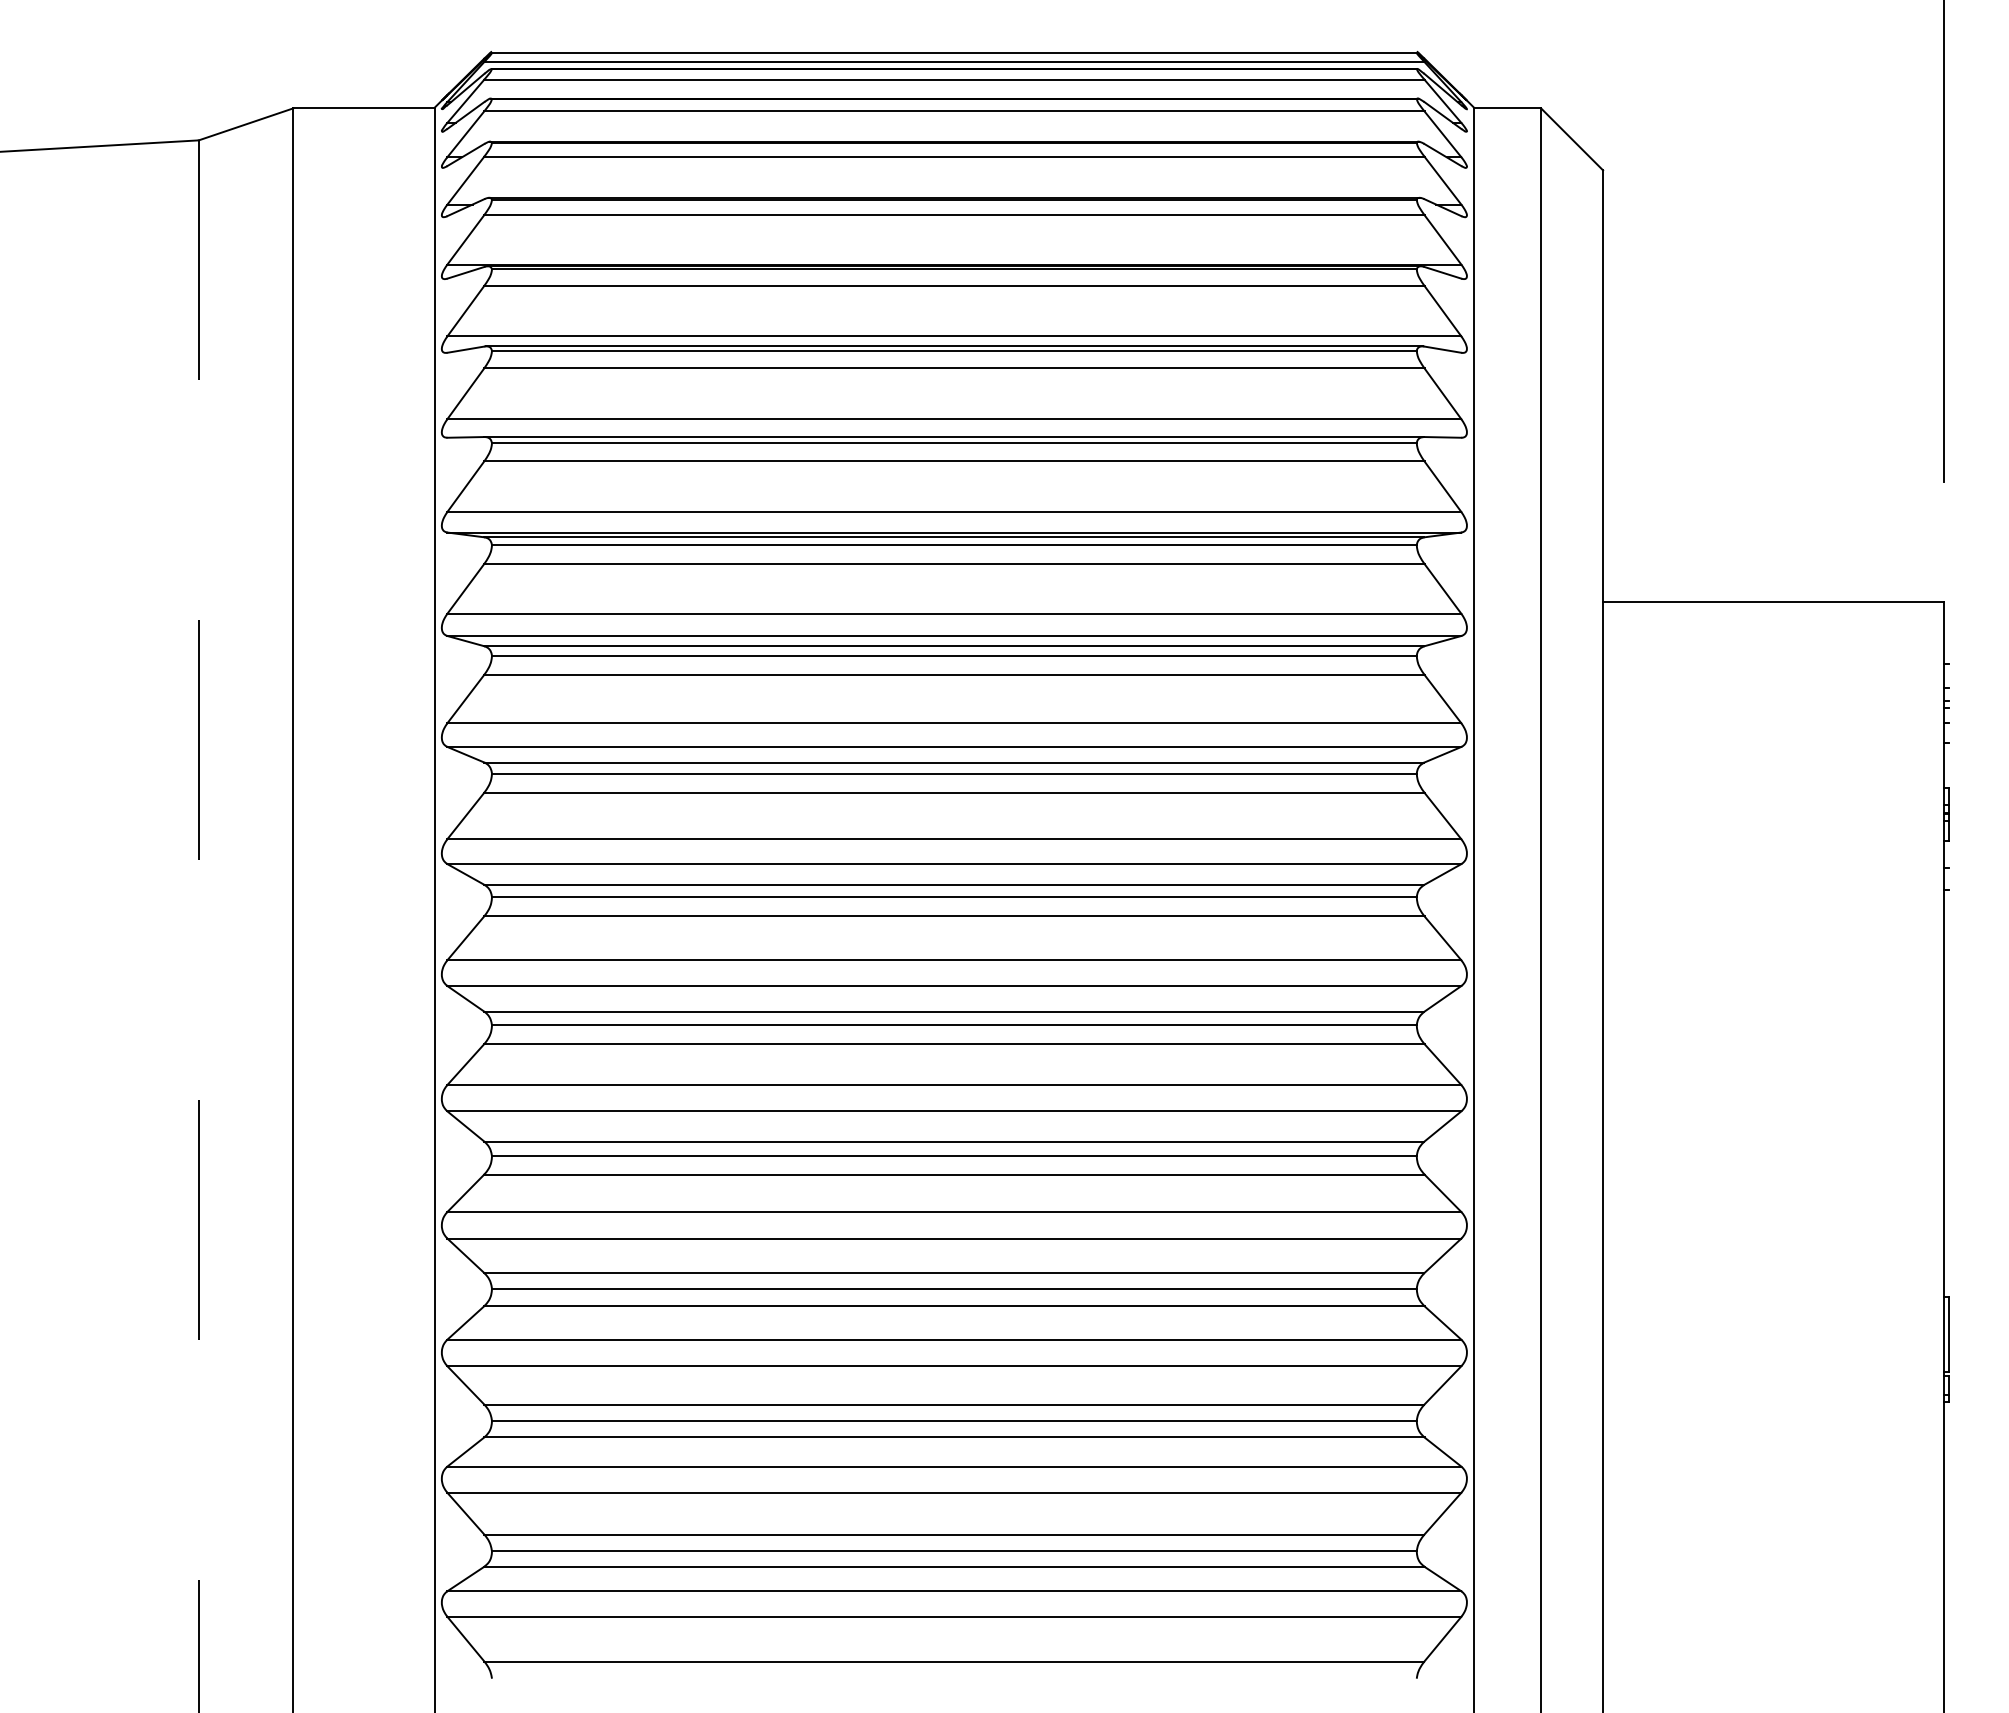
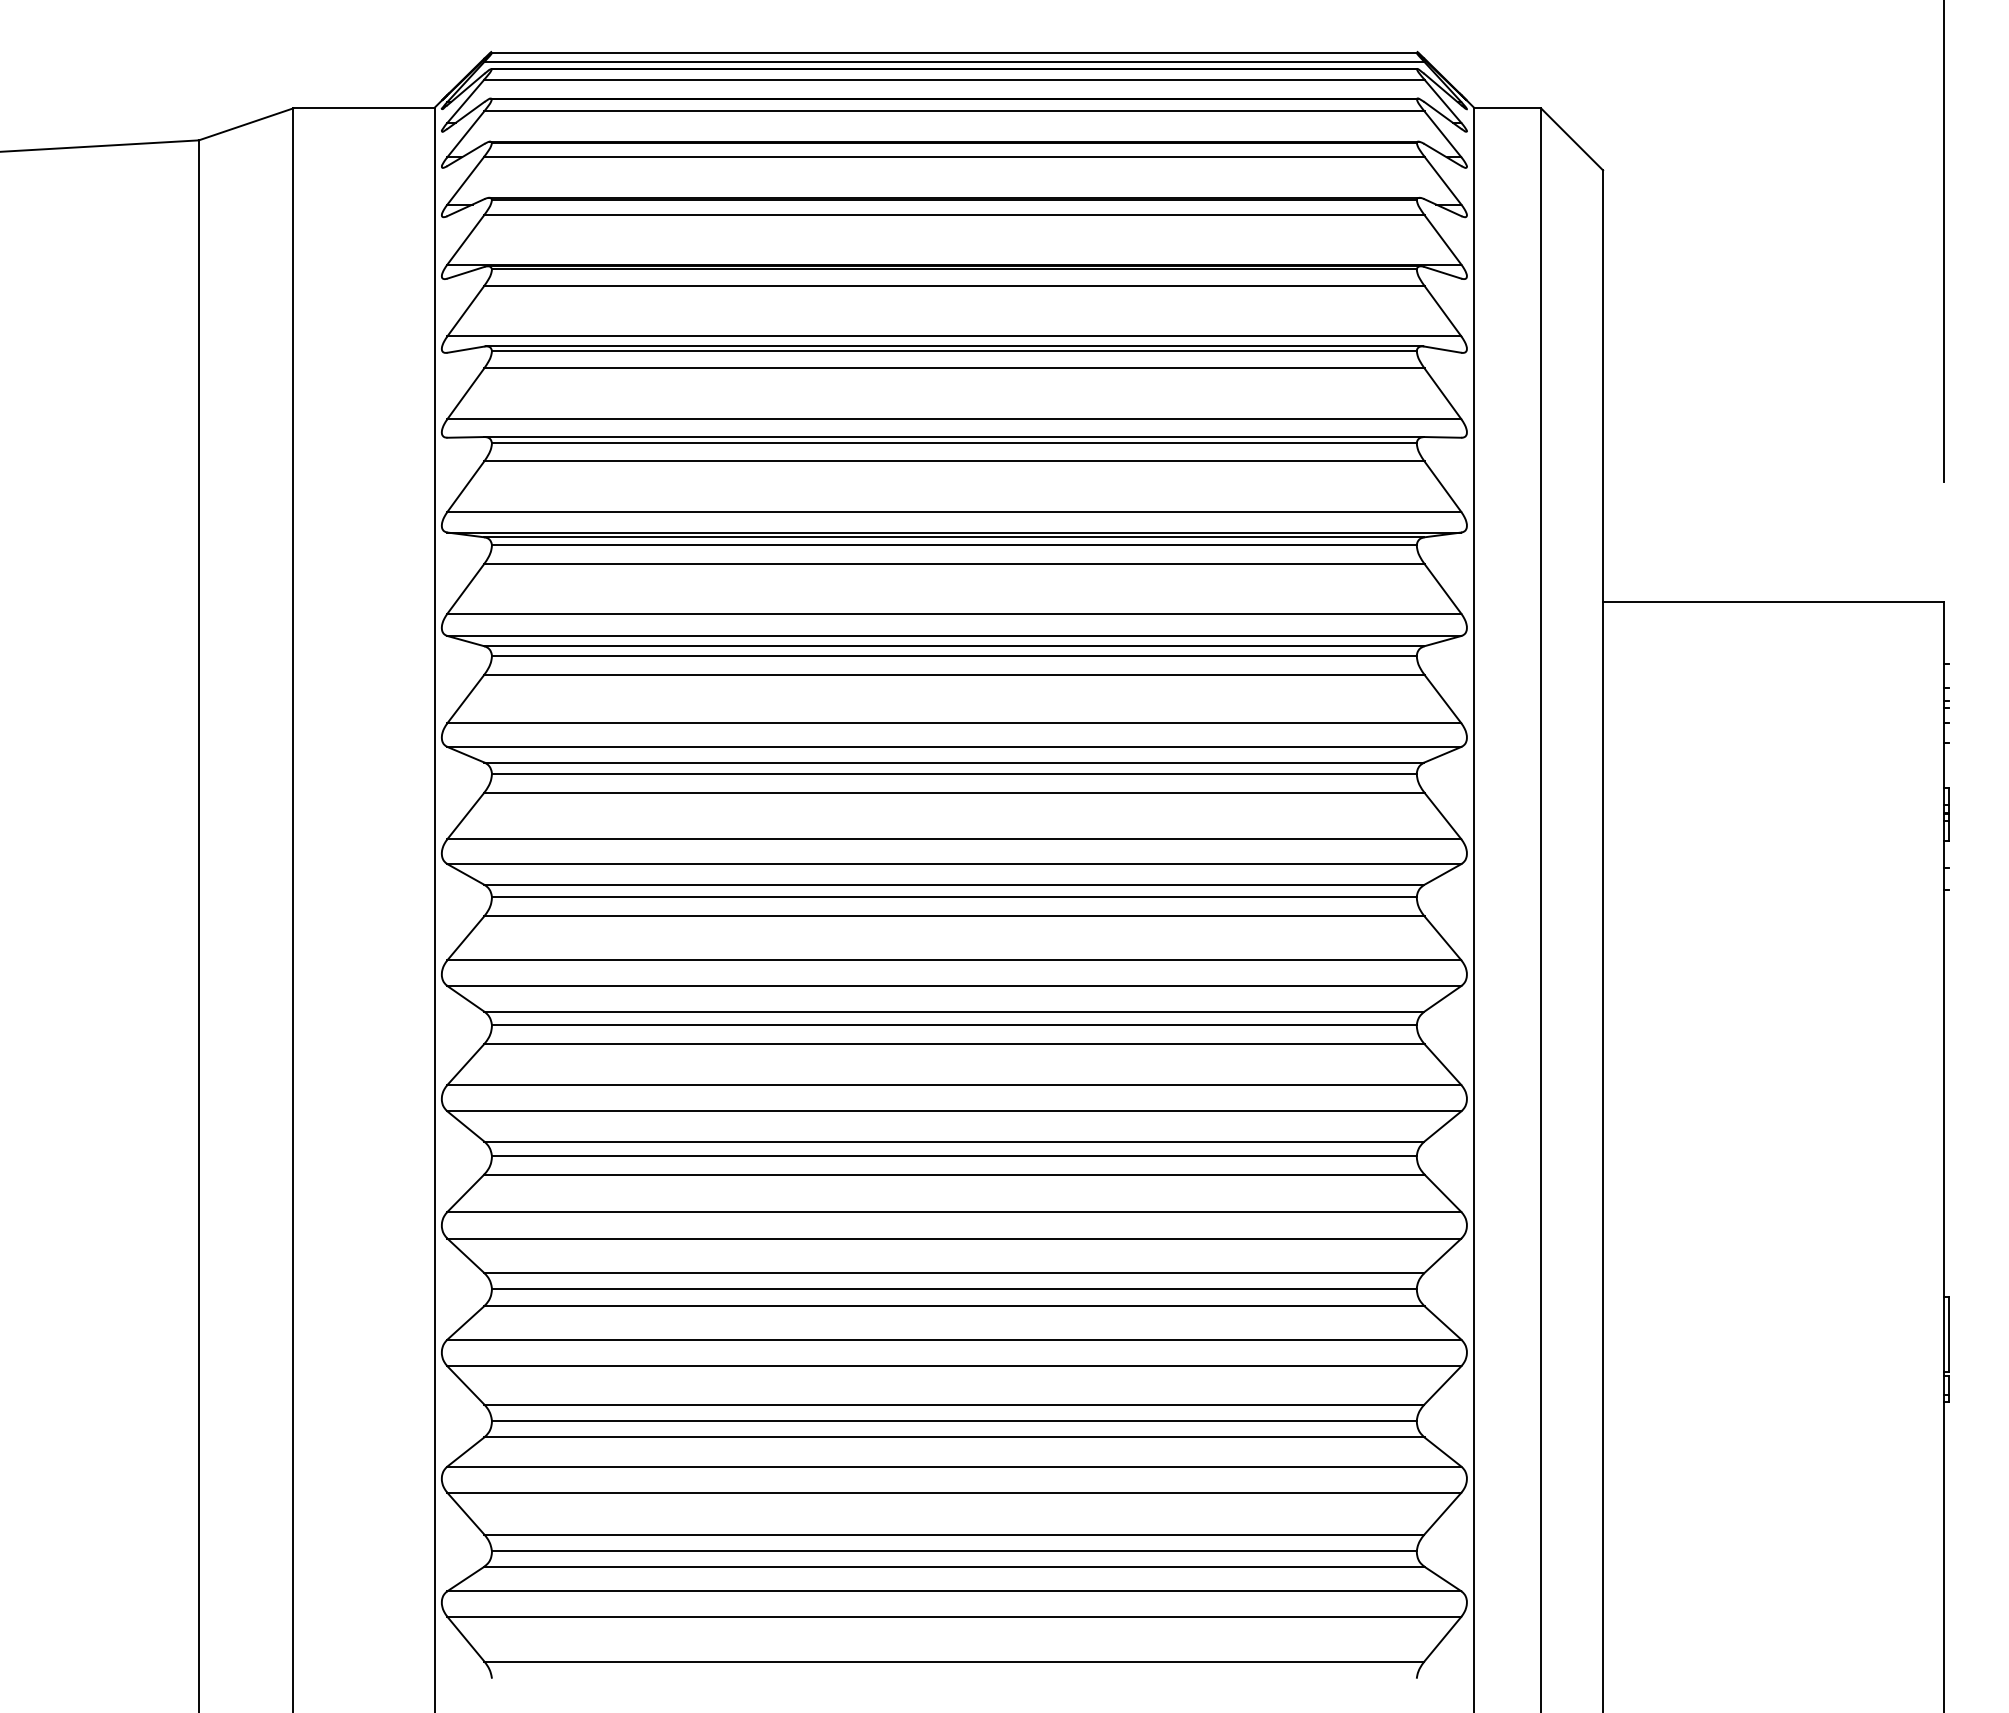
line: dashed -> solid (198, 926)
